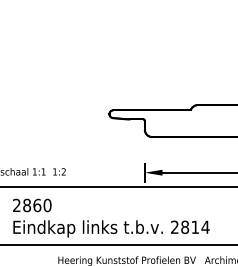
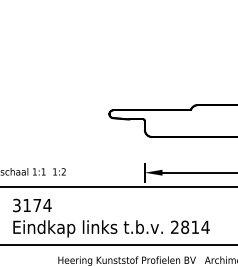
text: 2860 -> 3174 (32, 205)
